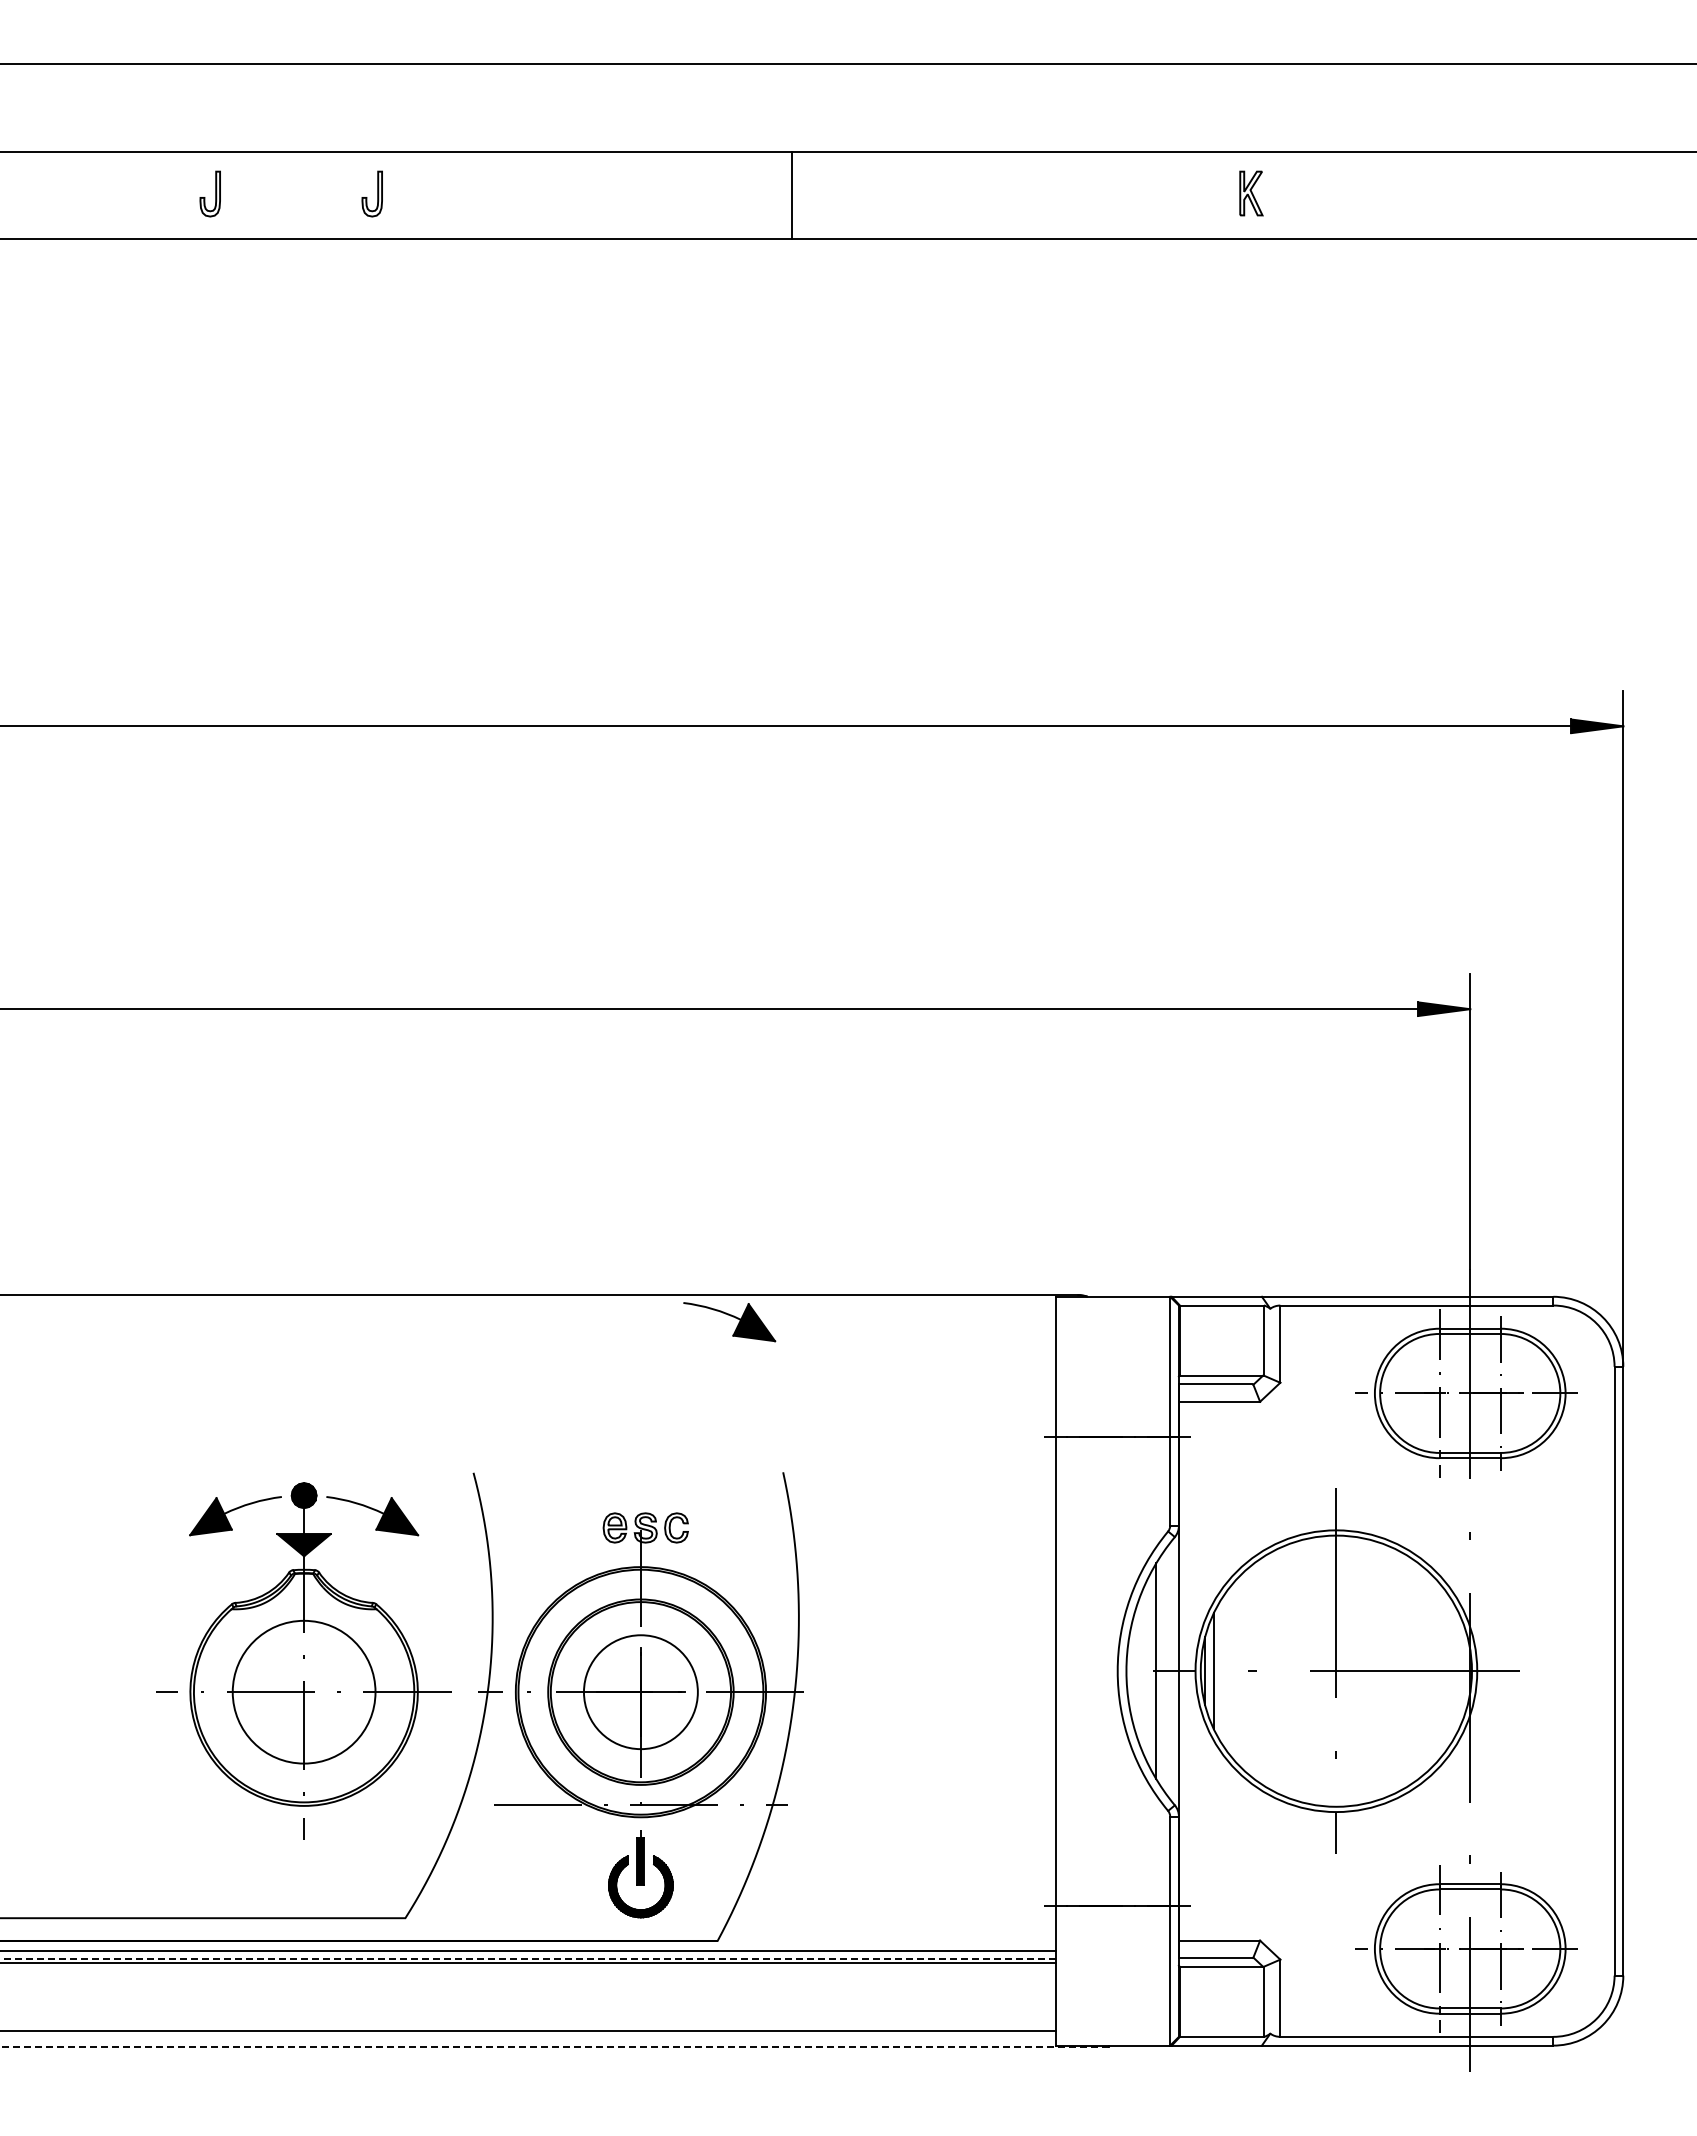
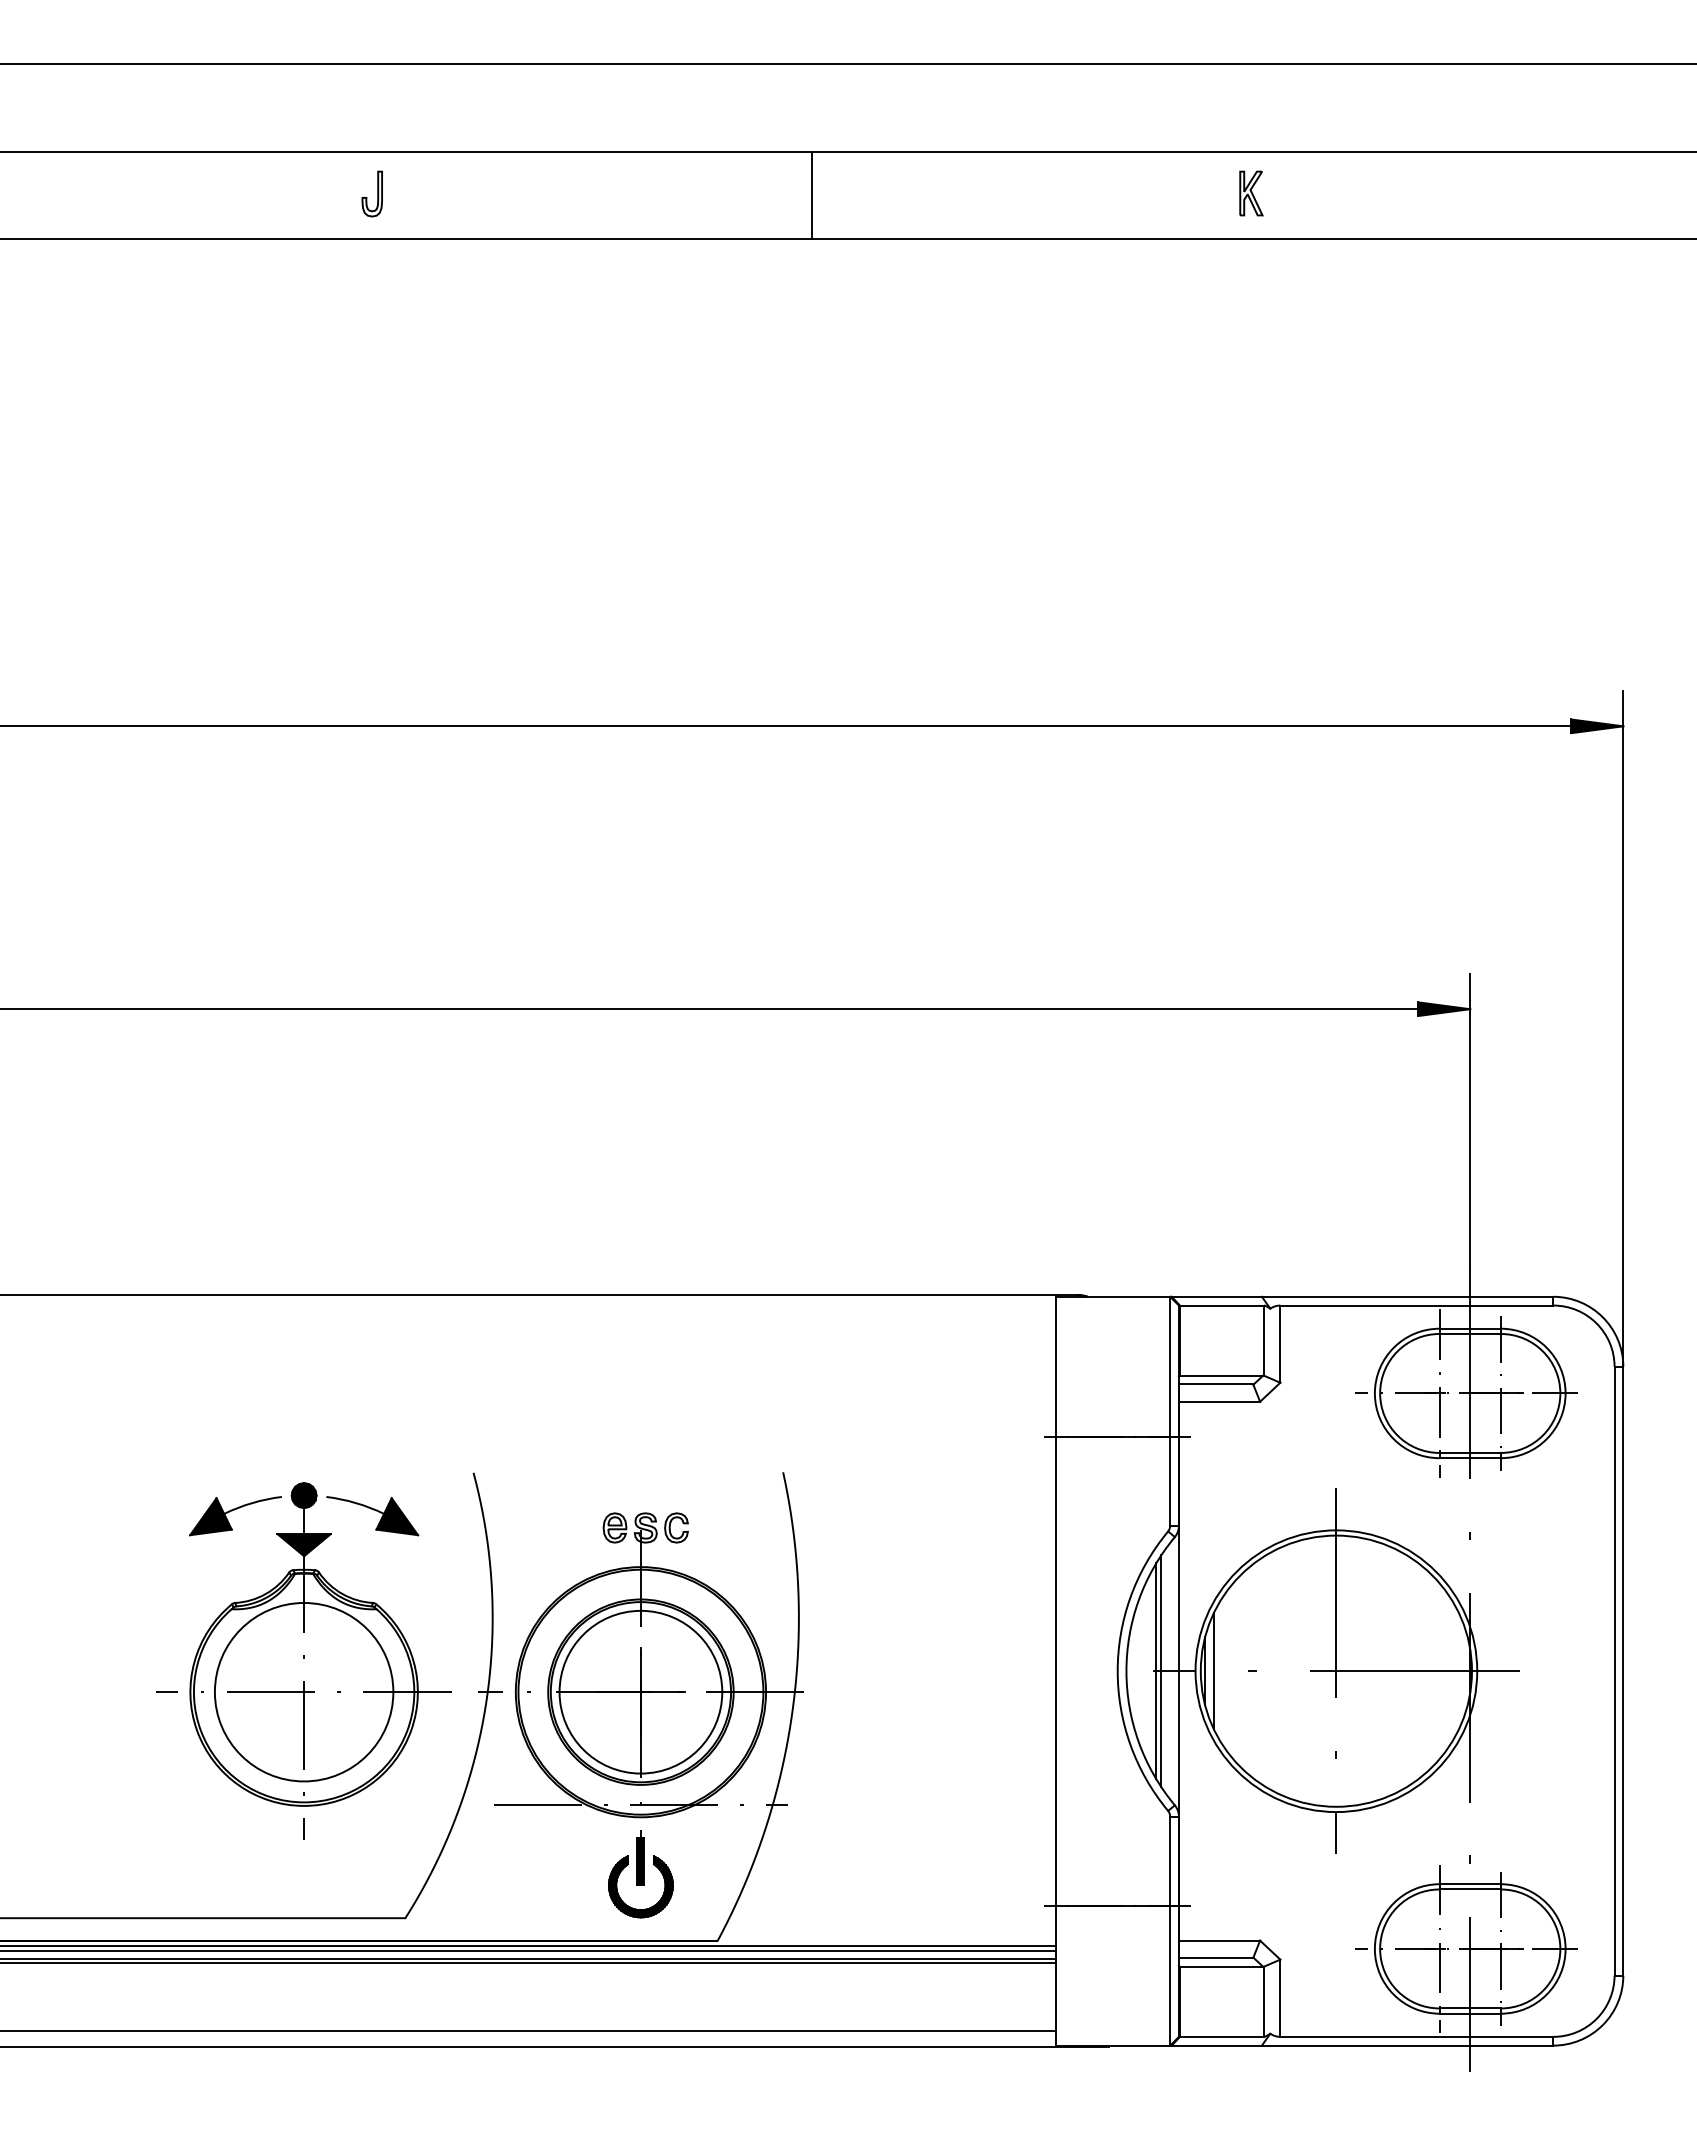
part: present -> none (209, 193)
line position: (792, 195) -> (812, 195) (812, 195)
part: present -> none (730, 1316)
line: none -> present (1161, 1671)
circle diameter: 143 px -> 178 px (303, 1691)
circle diameter: 114 px -> 163 px (640, 1691)
line: none -> present (529, 1946)
line: dashed -> solid (527, 1958)
line: dashed -> solid (553, 2047)
